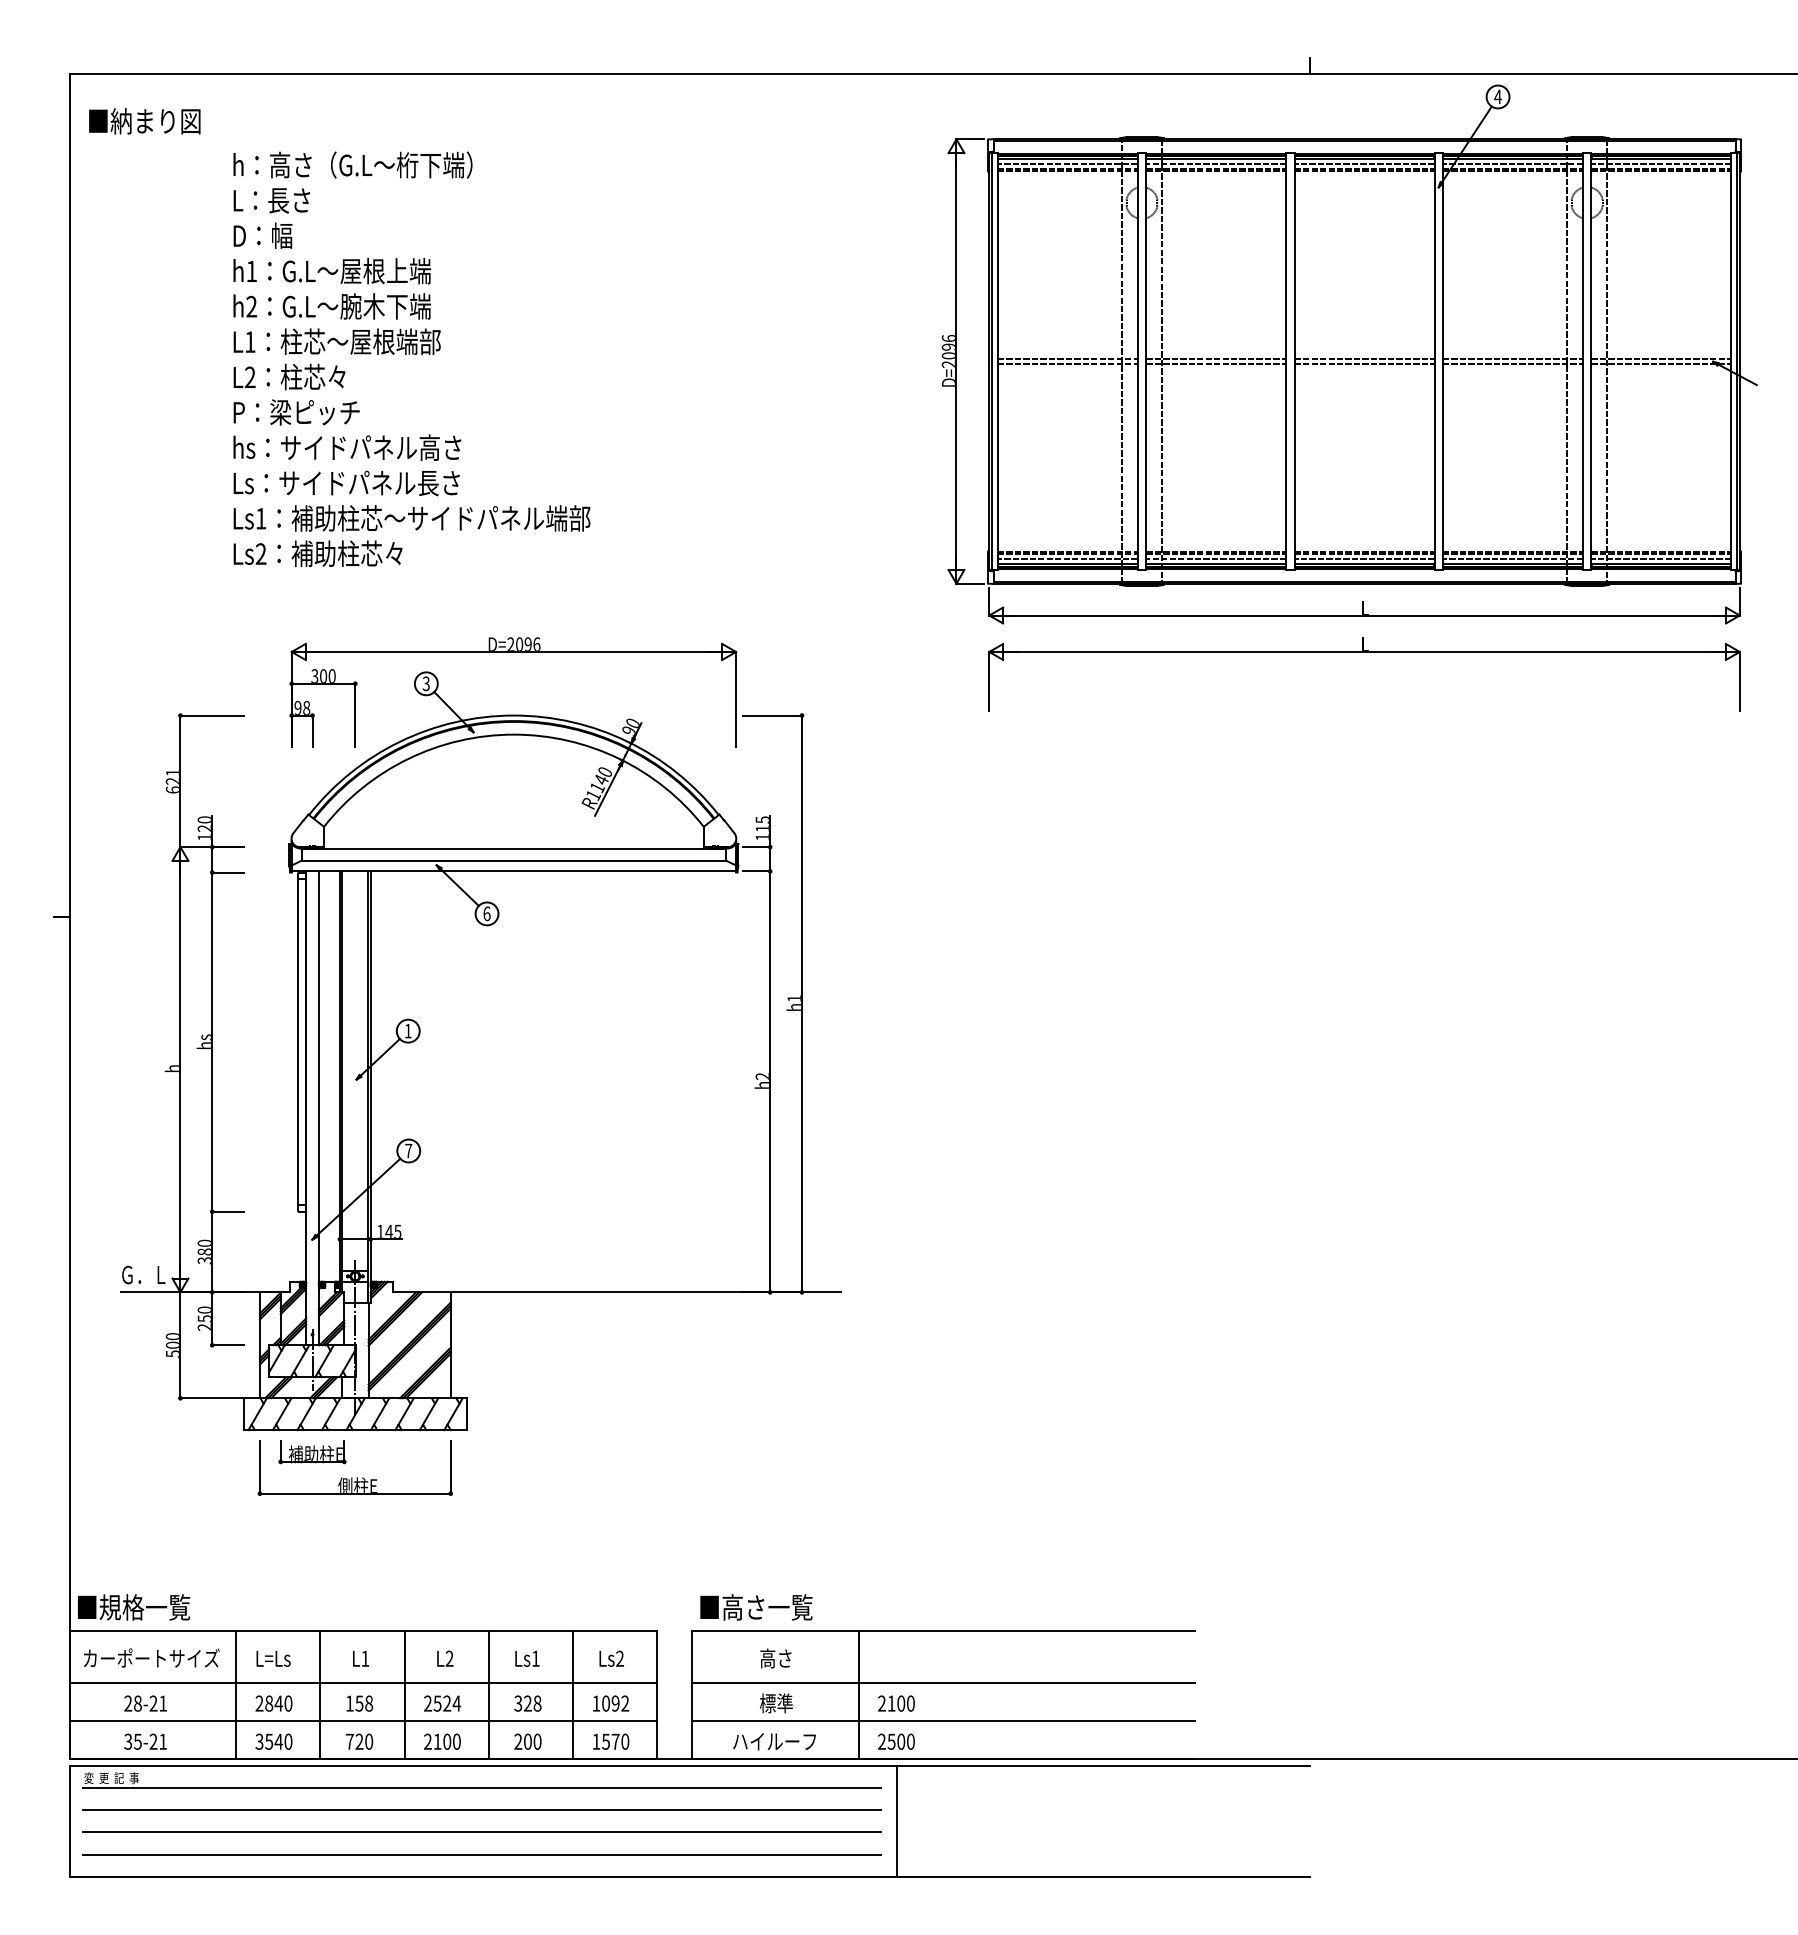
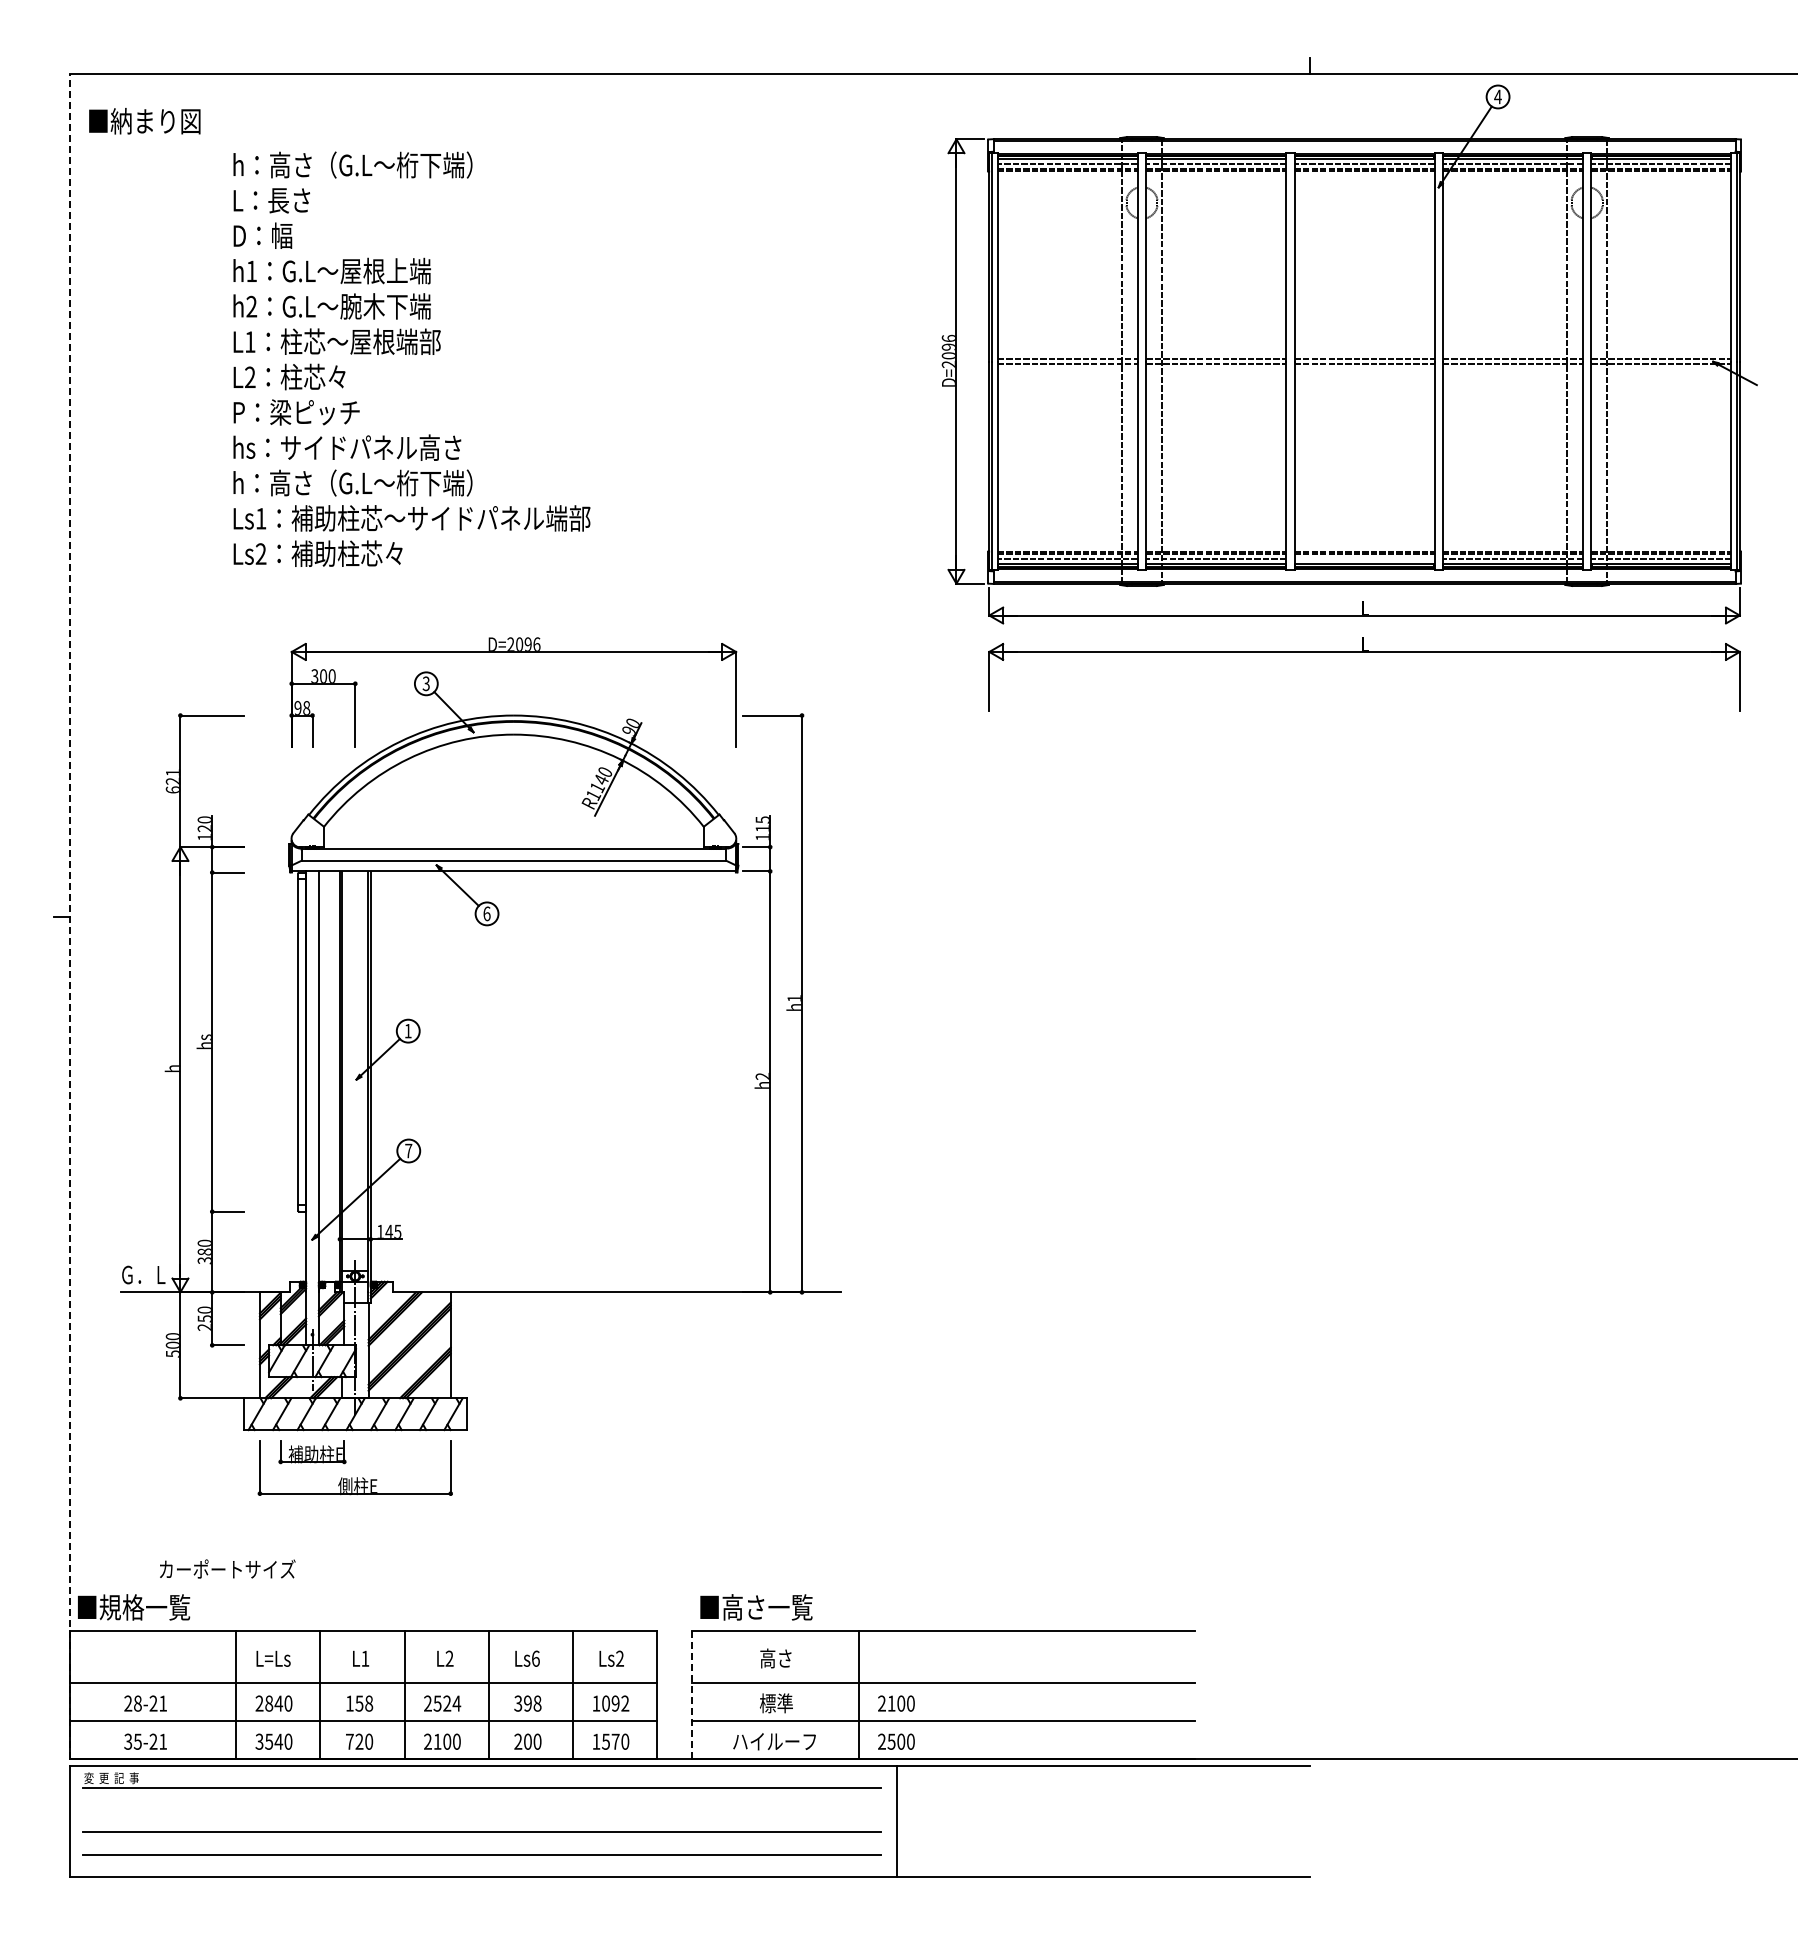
text: Ls：サイドパネル長さ -> h：高さ（G.L～桁下端） (352, 482)
line: present -> none (1364, 559)
line: solid -> dashed (69, 916)
text position: (151, 1657) -> (227, 1568) (227, 1568)
text: Ls1 -> Ls6 (535, 1658)
line: solid -> dashed (692, 1695)
text: 328 -> 398 (527, 1703)
line: present -> none (481, 1810)
